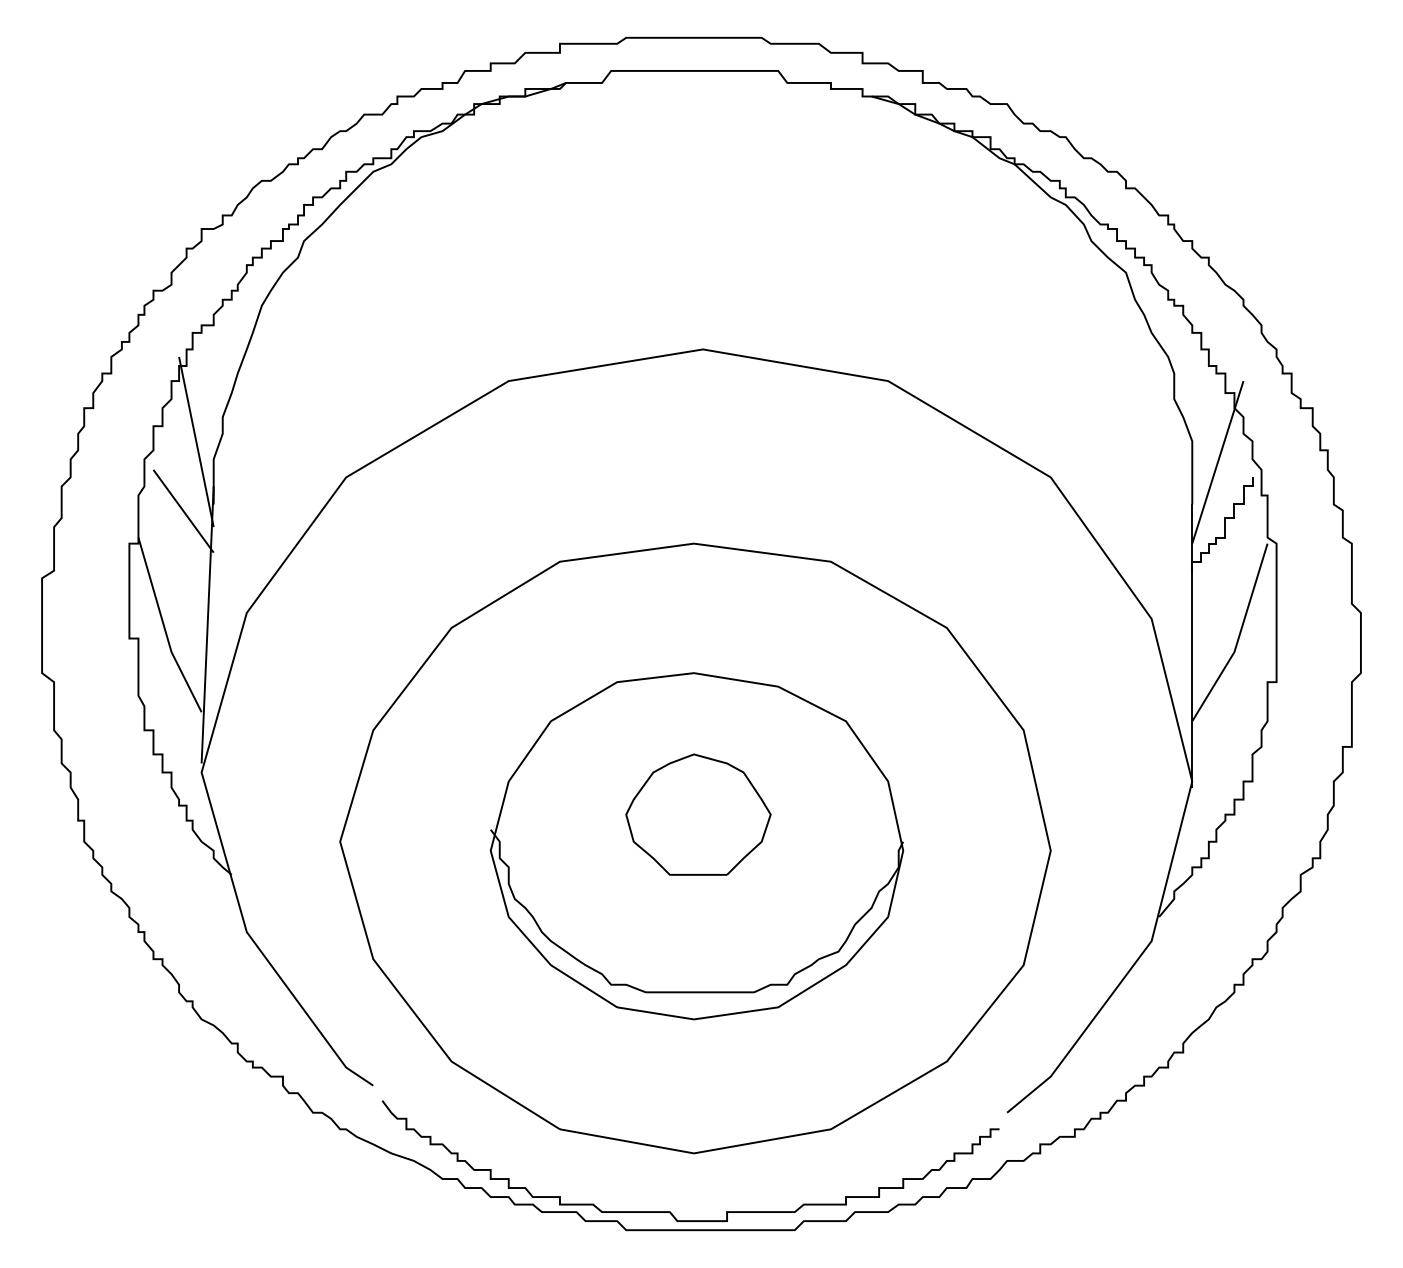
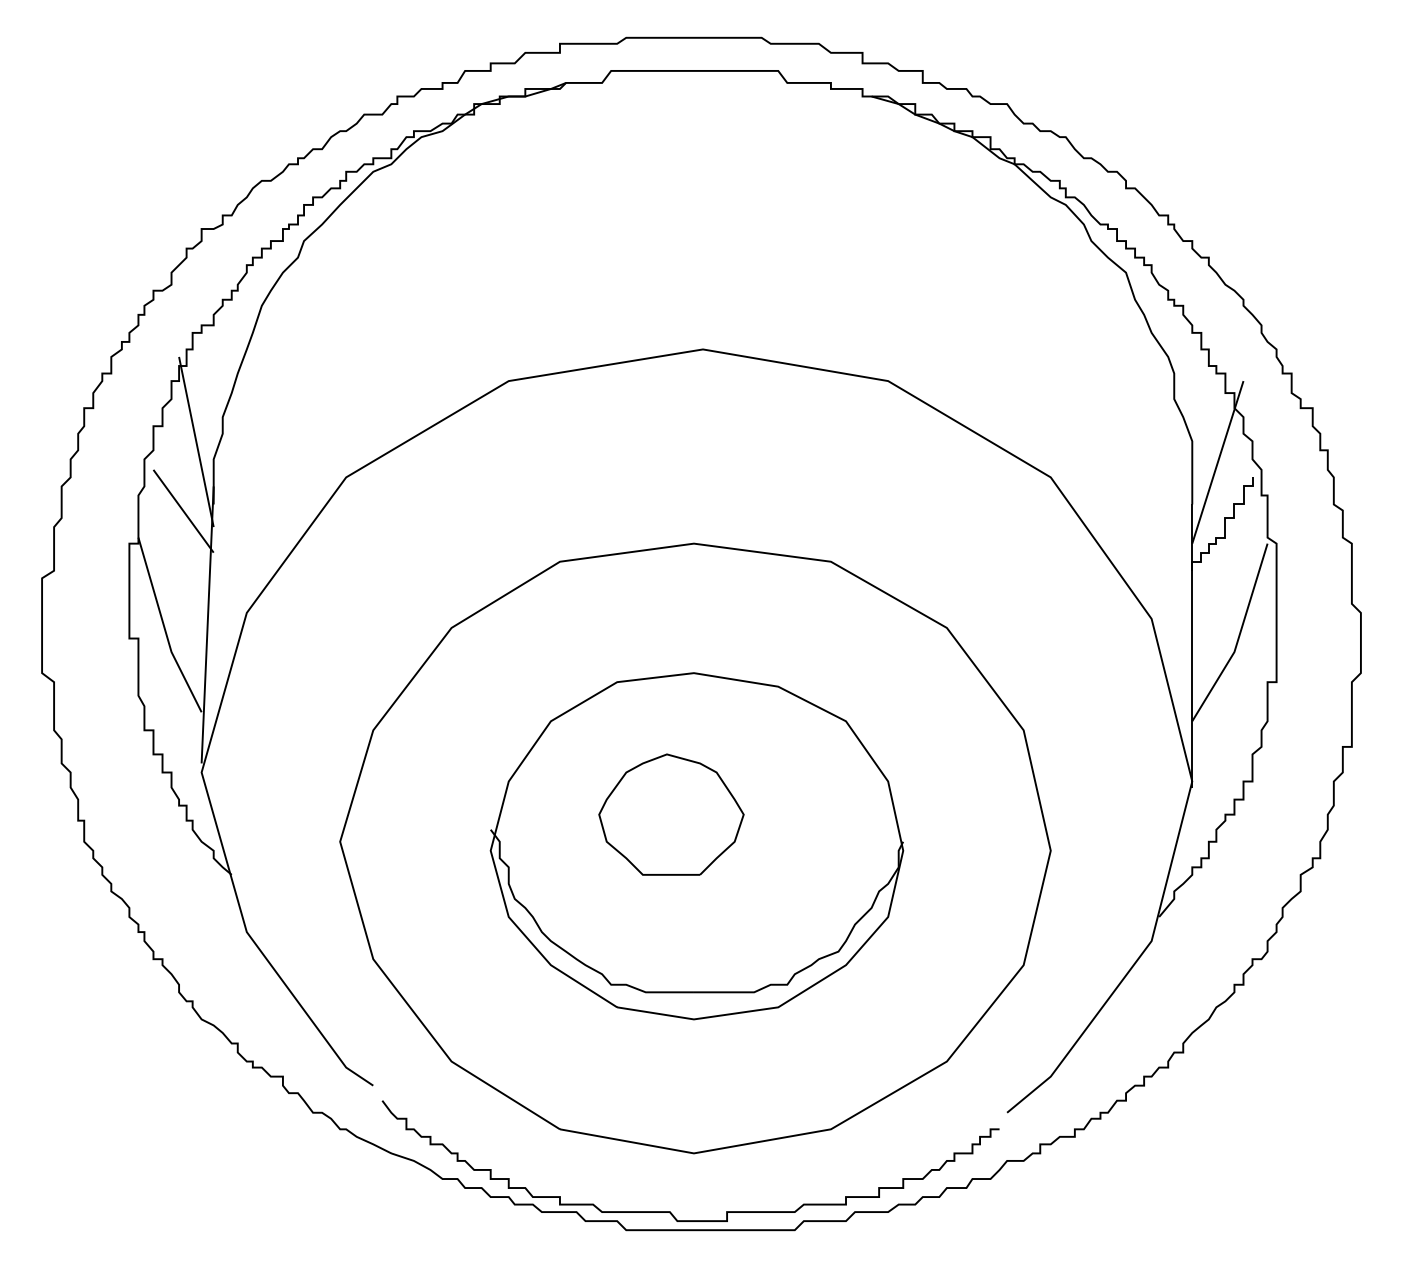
part position: (698, 814) -> (671, 814) (671, 814)
